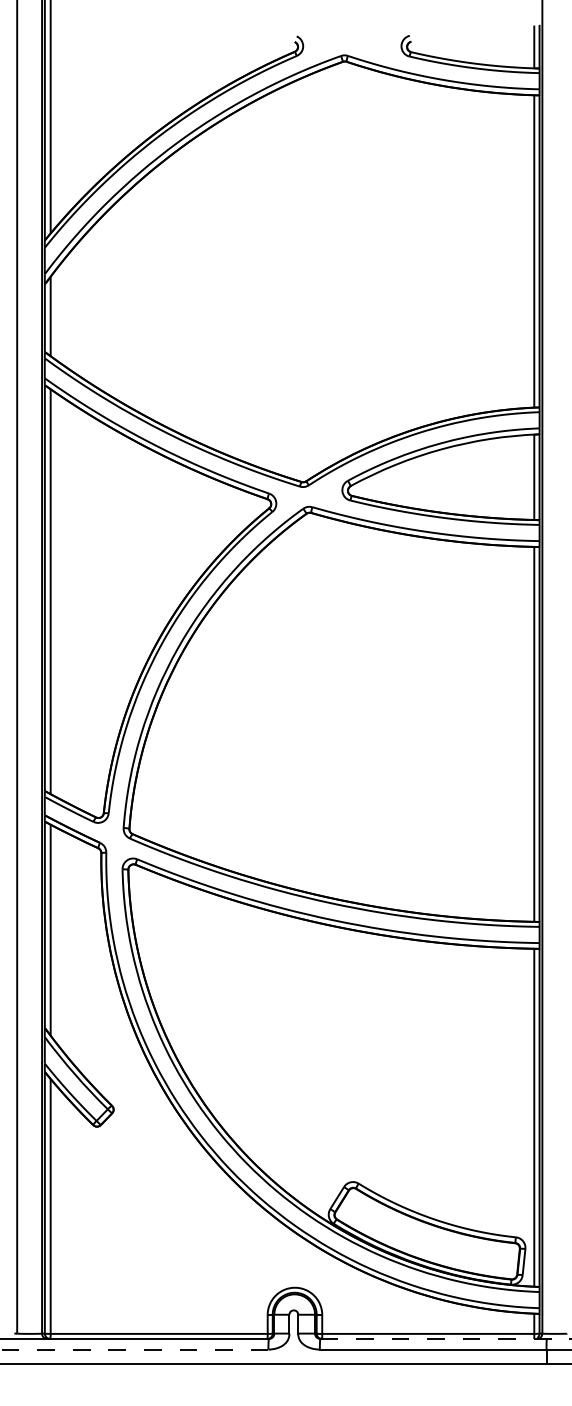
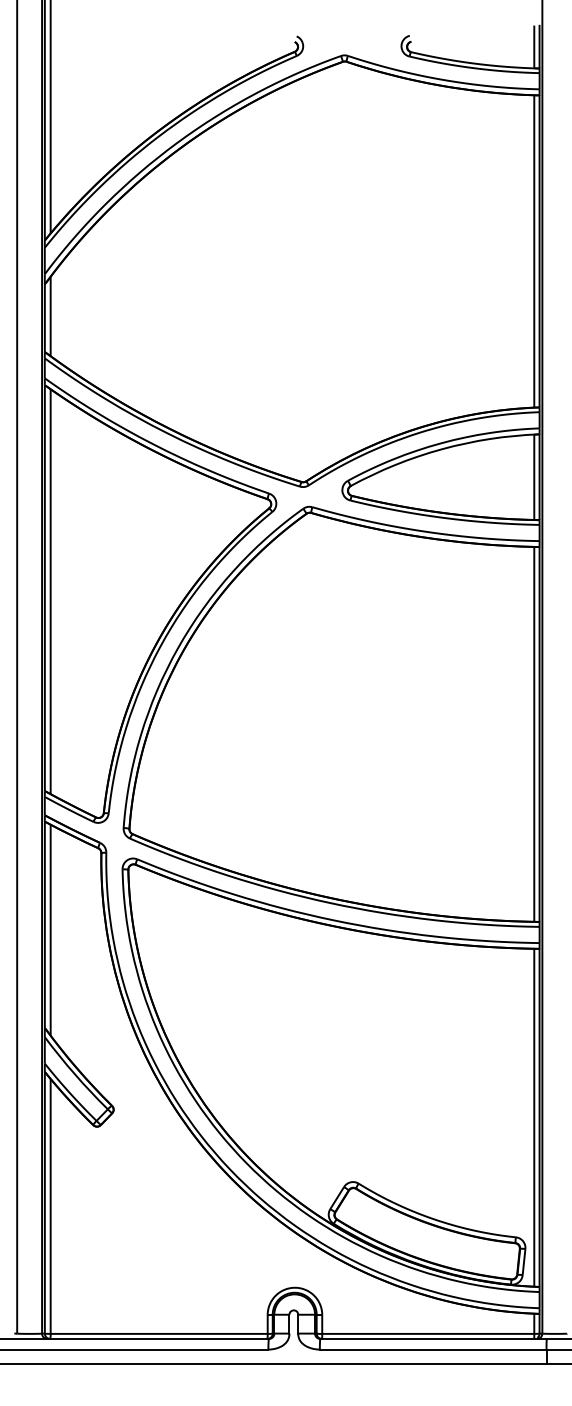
line: dashed -> solid (446, 1338)
line: dashed -> solid (134, 1349)
